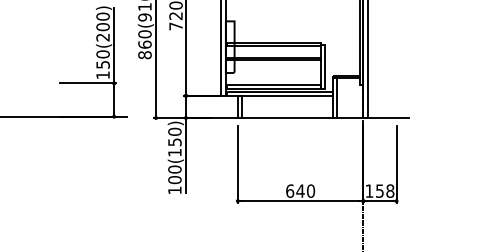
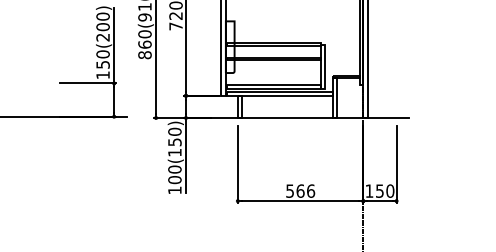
text: 640 -> 566 (300, 190)
text: 158 -> 150 (390, 190)
